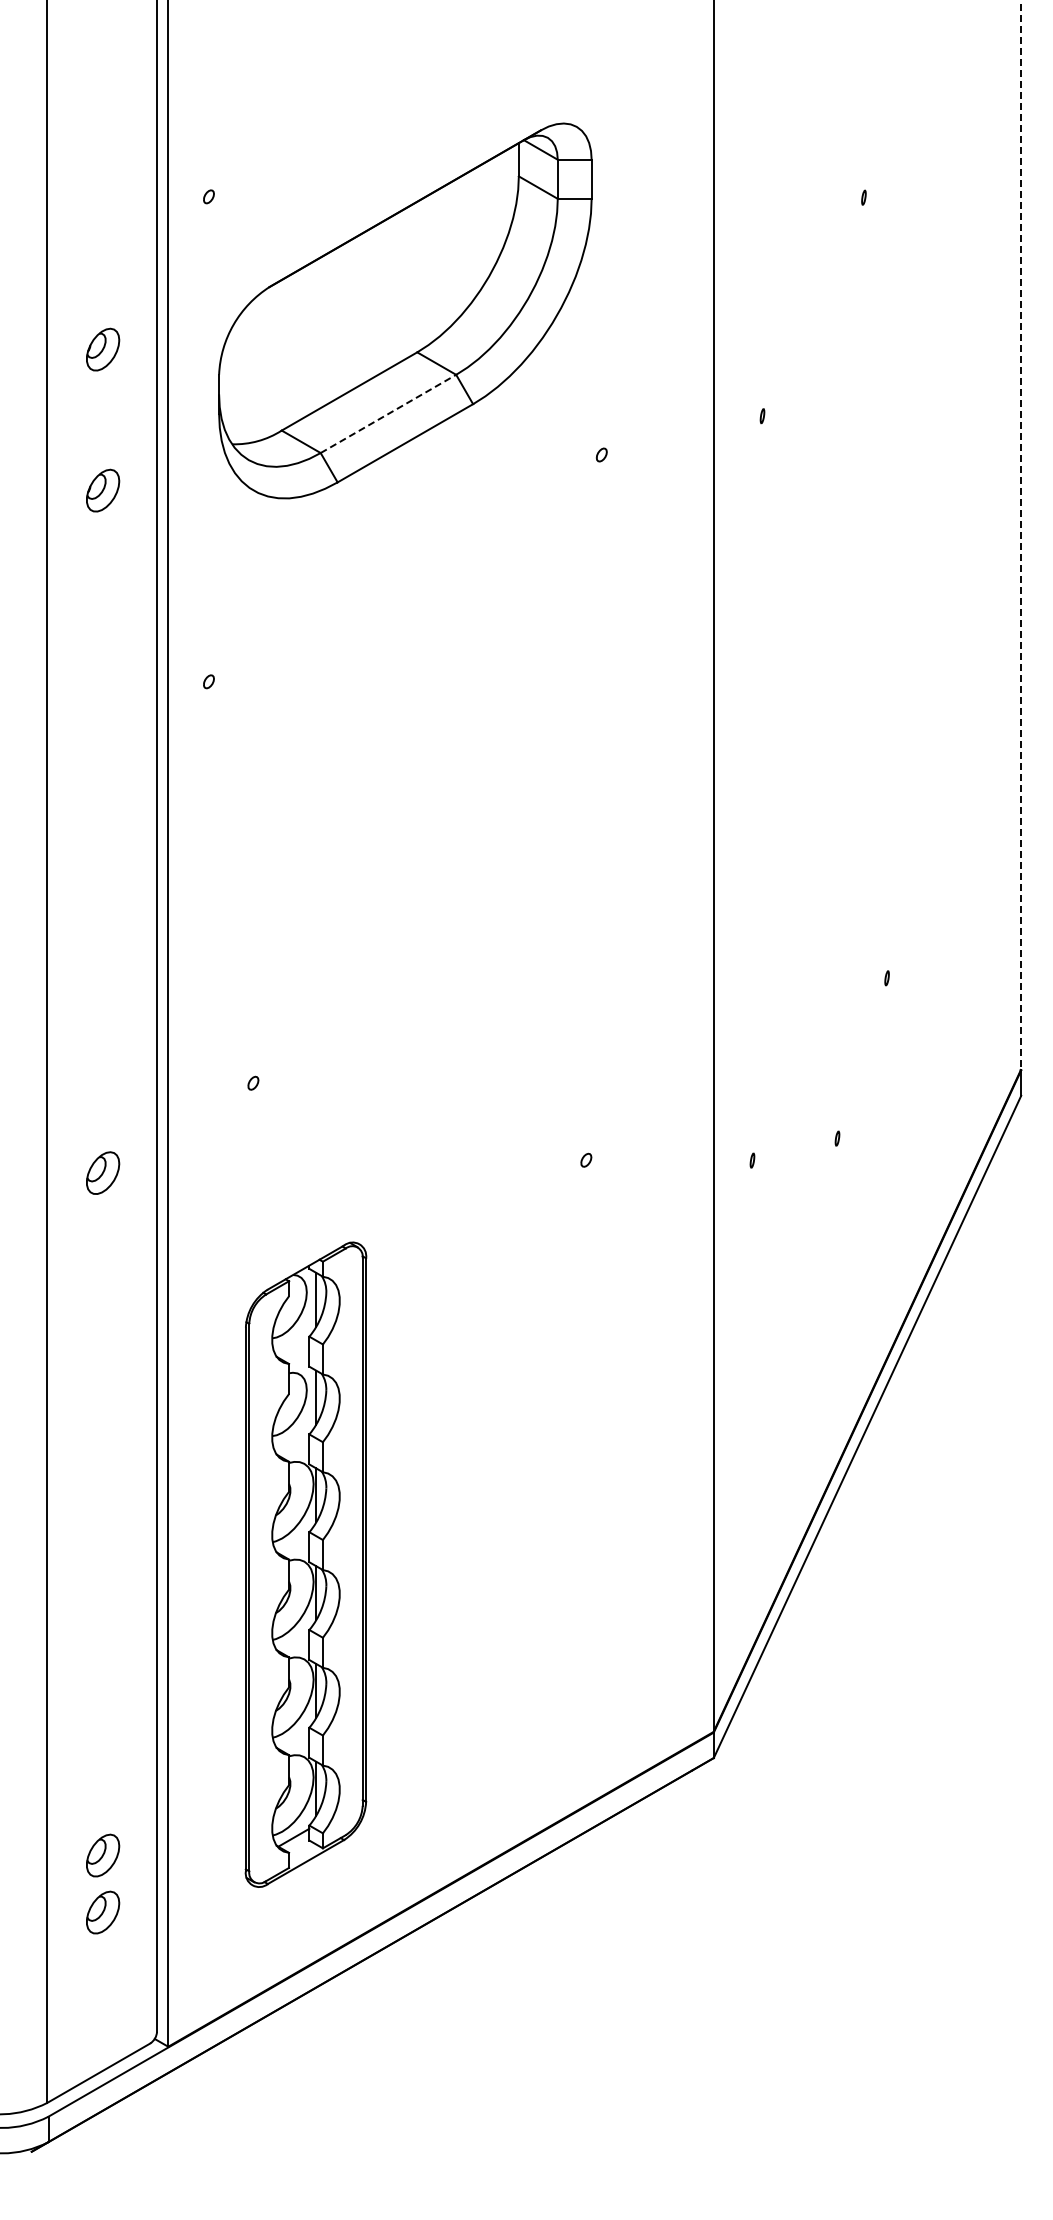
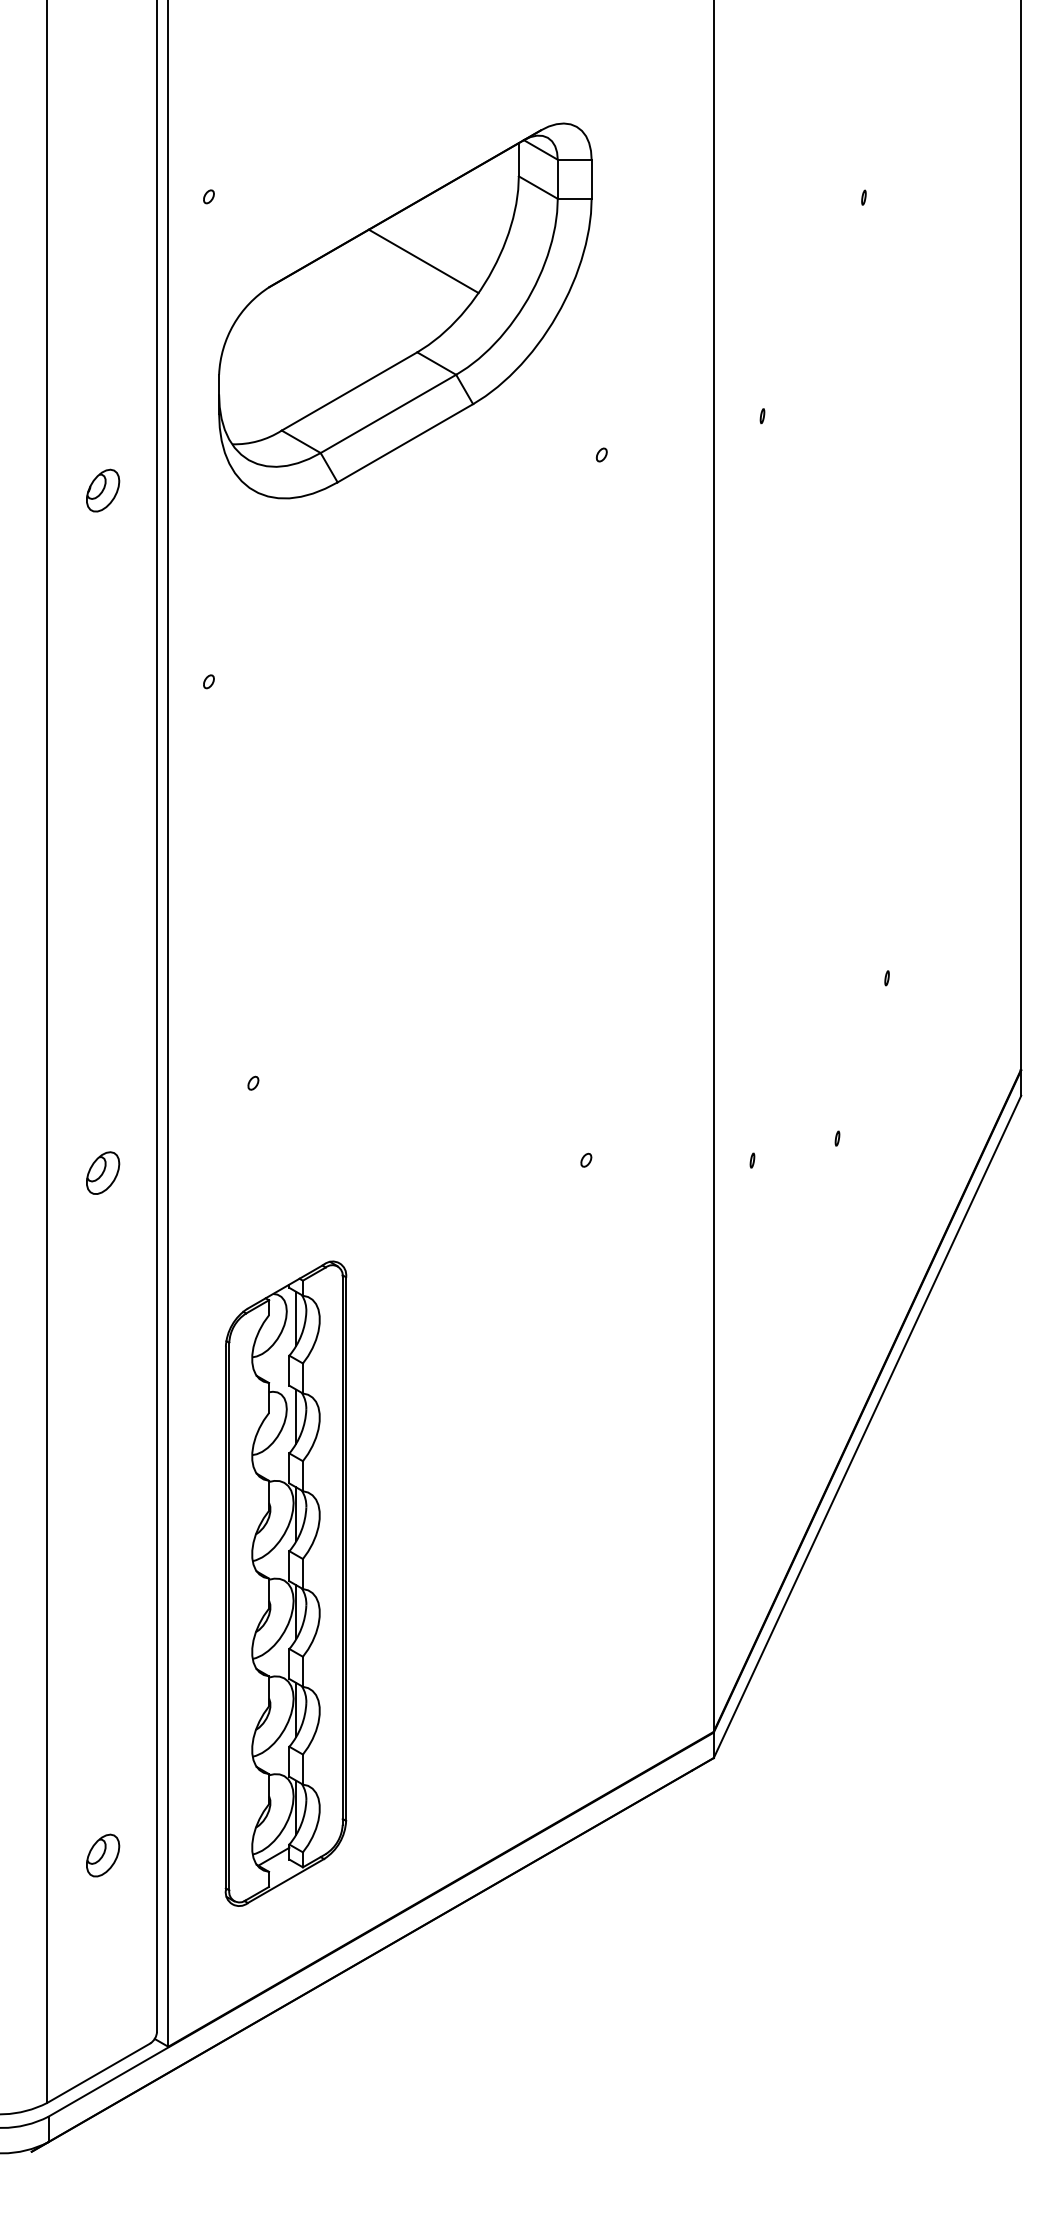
line: none -> present (423, 261)
part: present -> none (103, 349)
line: dashed -> solid (388, 413)
line: dashed -> solid (1020, 535)
part position: (305, 1564) -> (285, 1583) (285, 1583)
part: present -> none (103, 1912)
